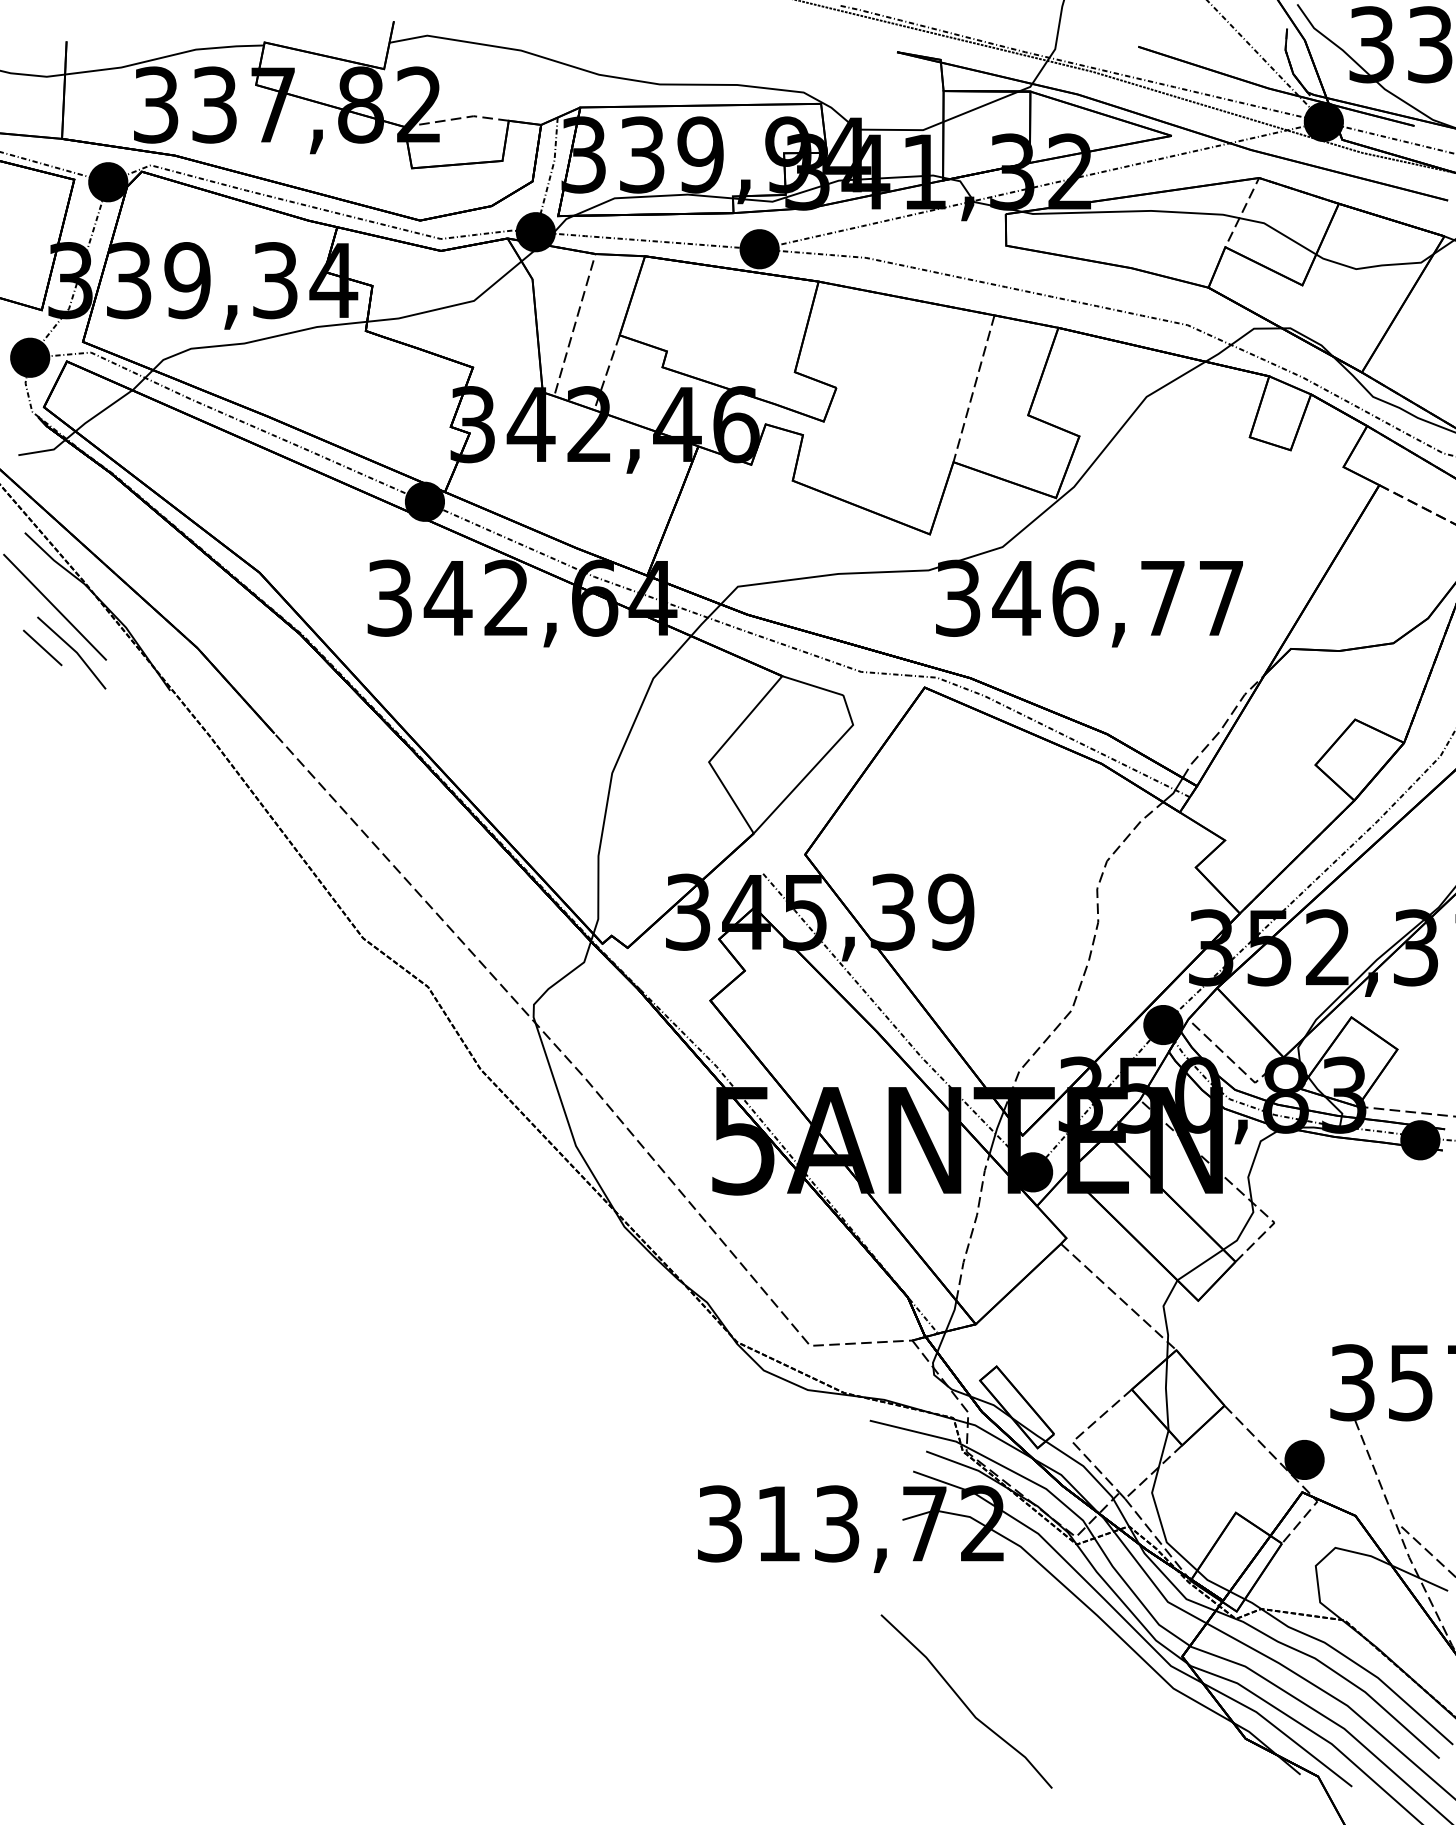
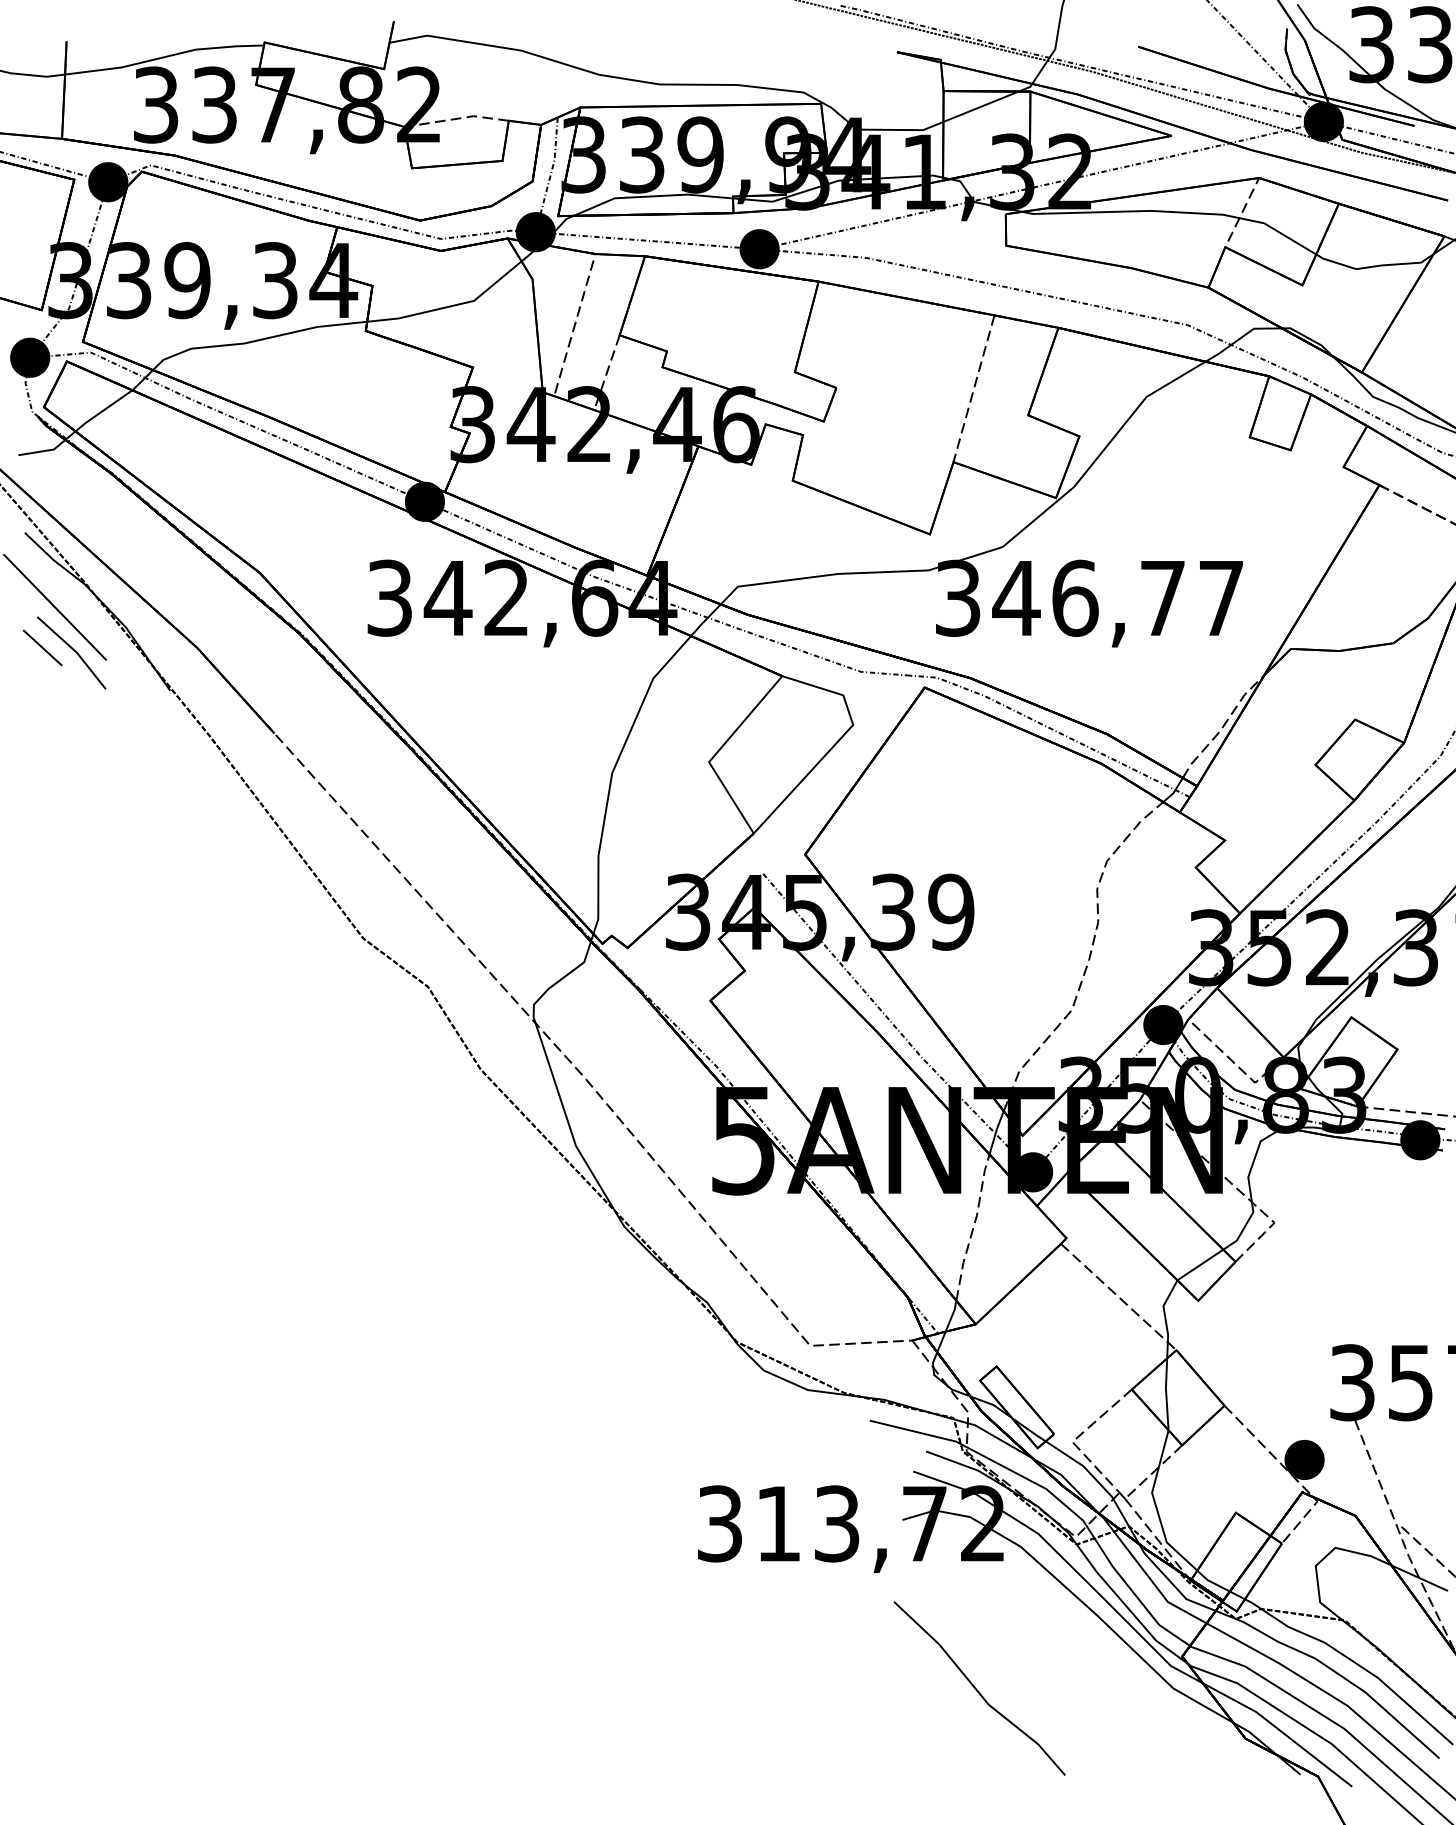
line position: (964, 1702) -> (977, 1689) (977, 1689)
